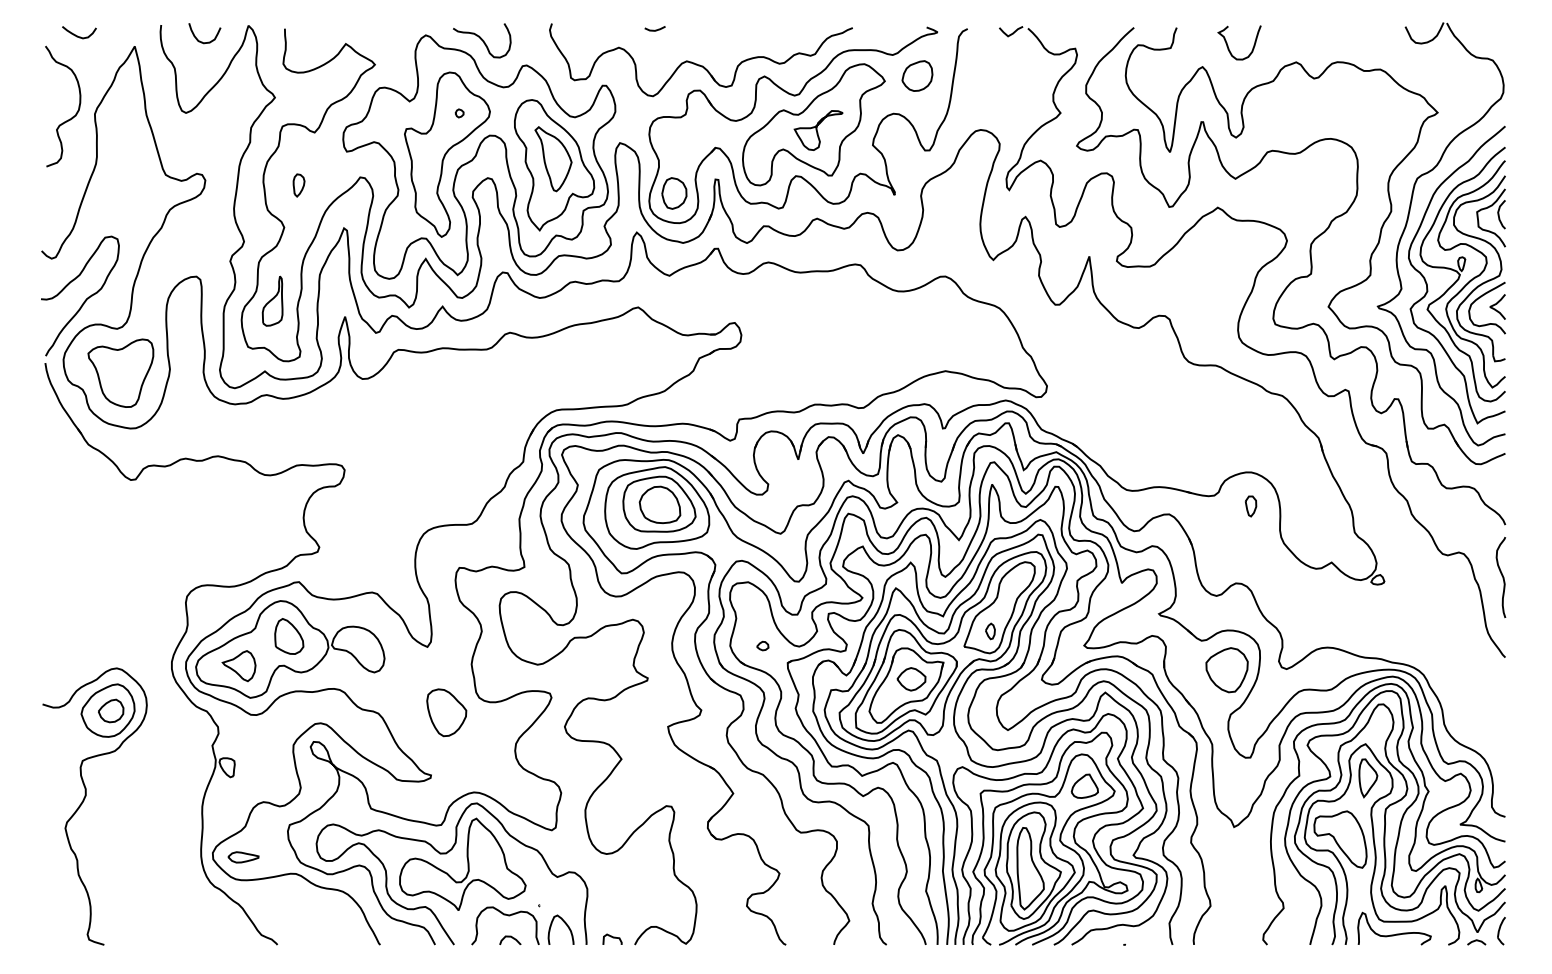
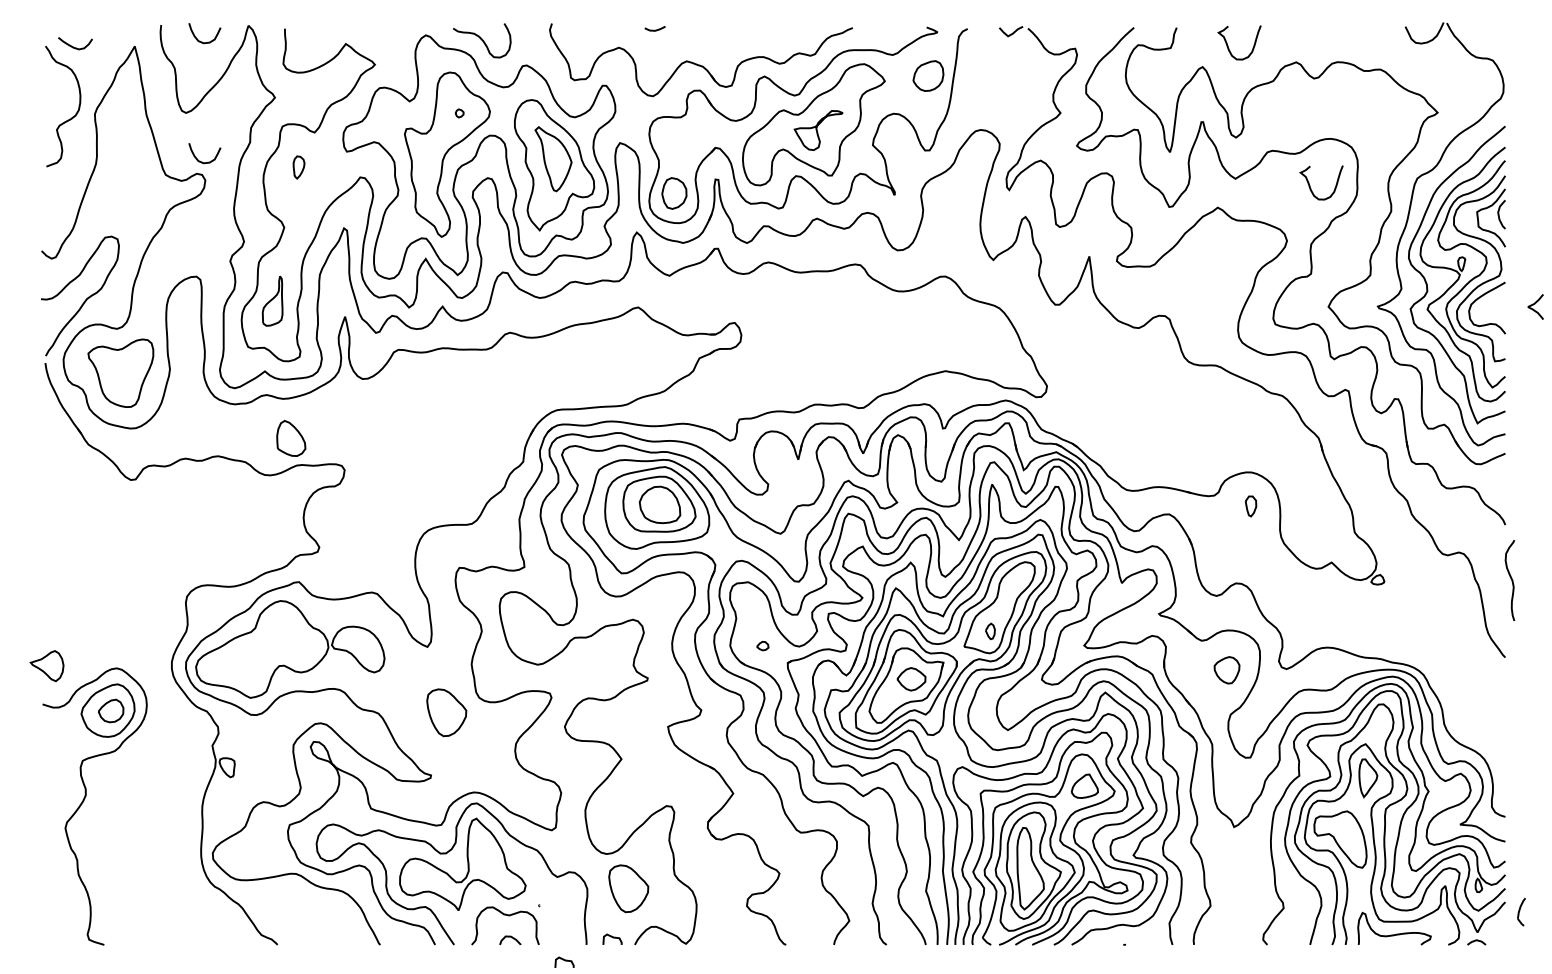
curve position: (77, 35) -> (73, 46) (73, 46)
part position: (917, 75) -> (928, 75) (928, 75)
curve: none -> present (202, 161)
part position: (298, 185) -> (298, 167) (298, 167)
curve: none -> present (1310, 185)
curve position: (1497, 304) -> (1535, 304) (1535, 304)
curve position: (1501, 576) -> (1510, 579) (1510, 579)
part position: (289, 636) -> (291, 438) (291, 438)
part position: (238, 666) -> (46, 666) (46, 666)
part size: 44x47 px -> 28x29 px (1226, 670)
part: present -> none (243, 857)
part: none -> present (628, 888)
curve: present -> none (565, 924)
part position: (1501, 931) -> (1521, 912) (1521, 912)
curve: none -> present (564, 960)
